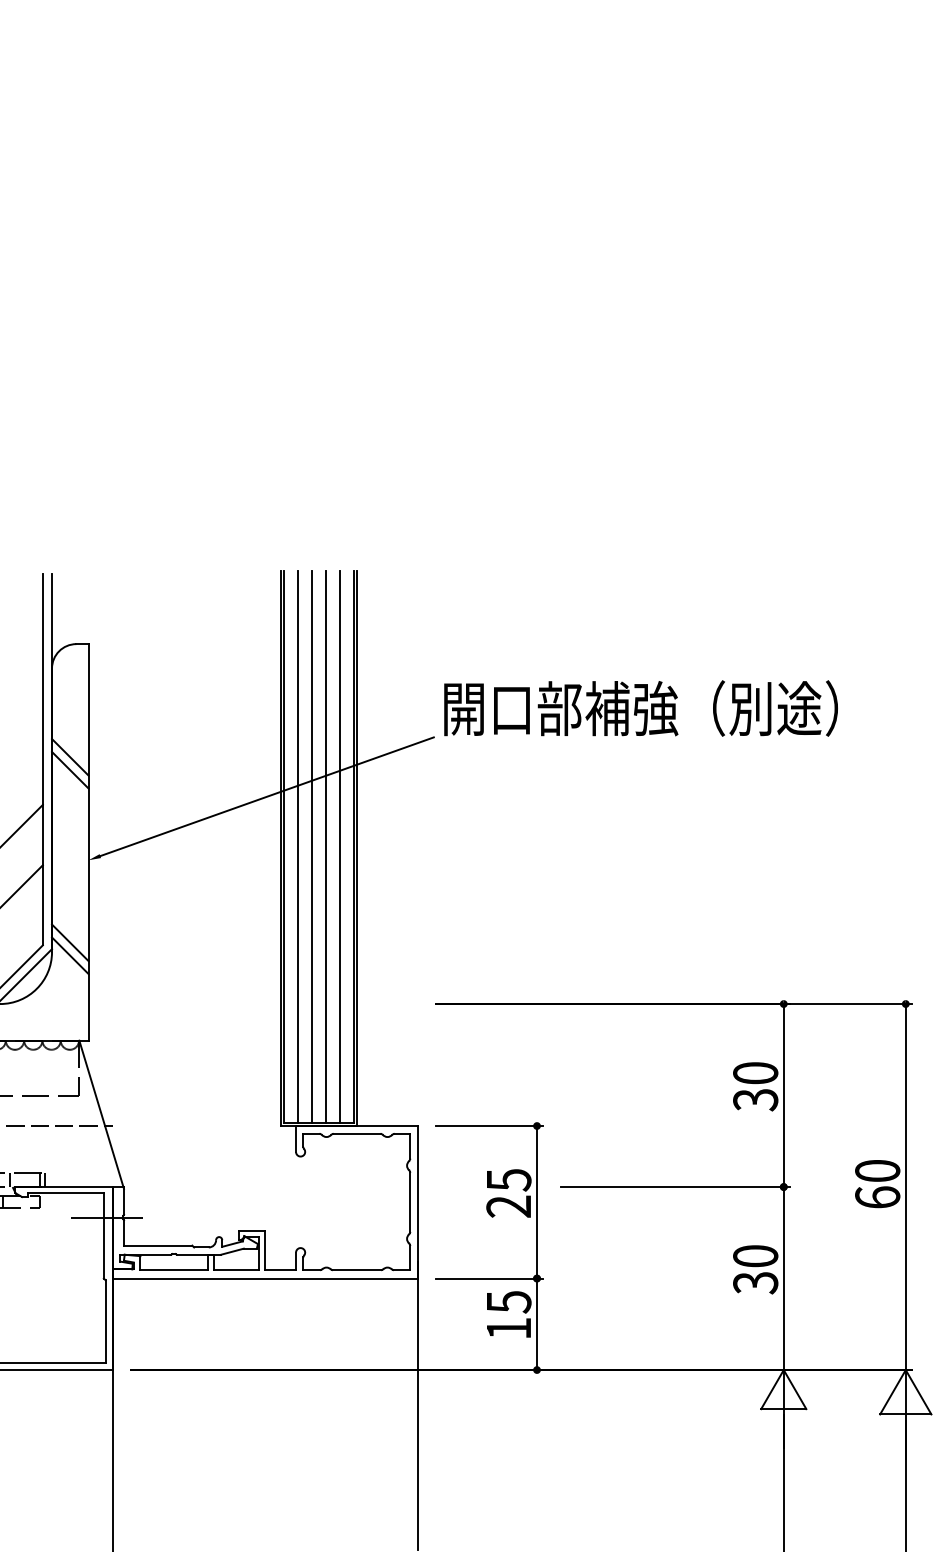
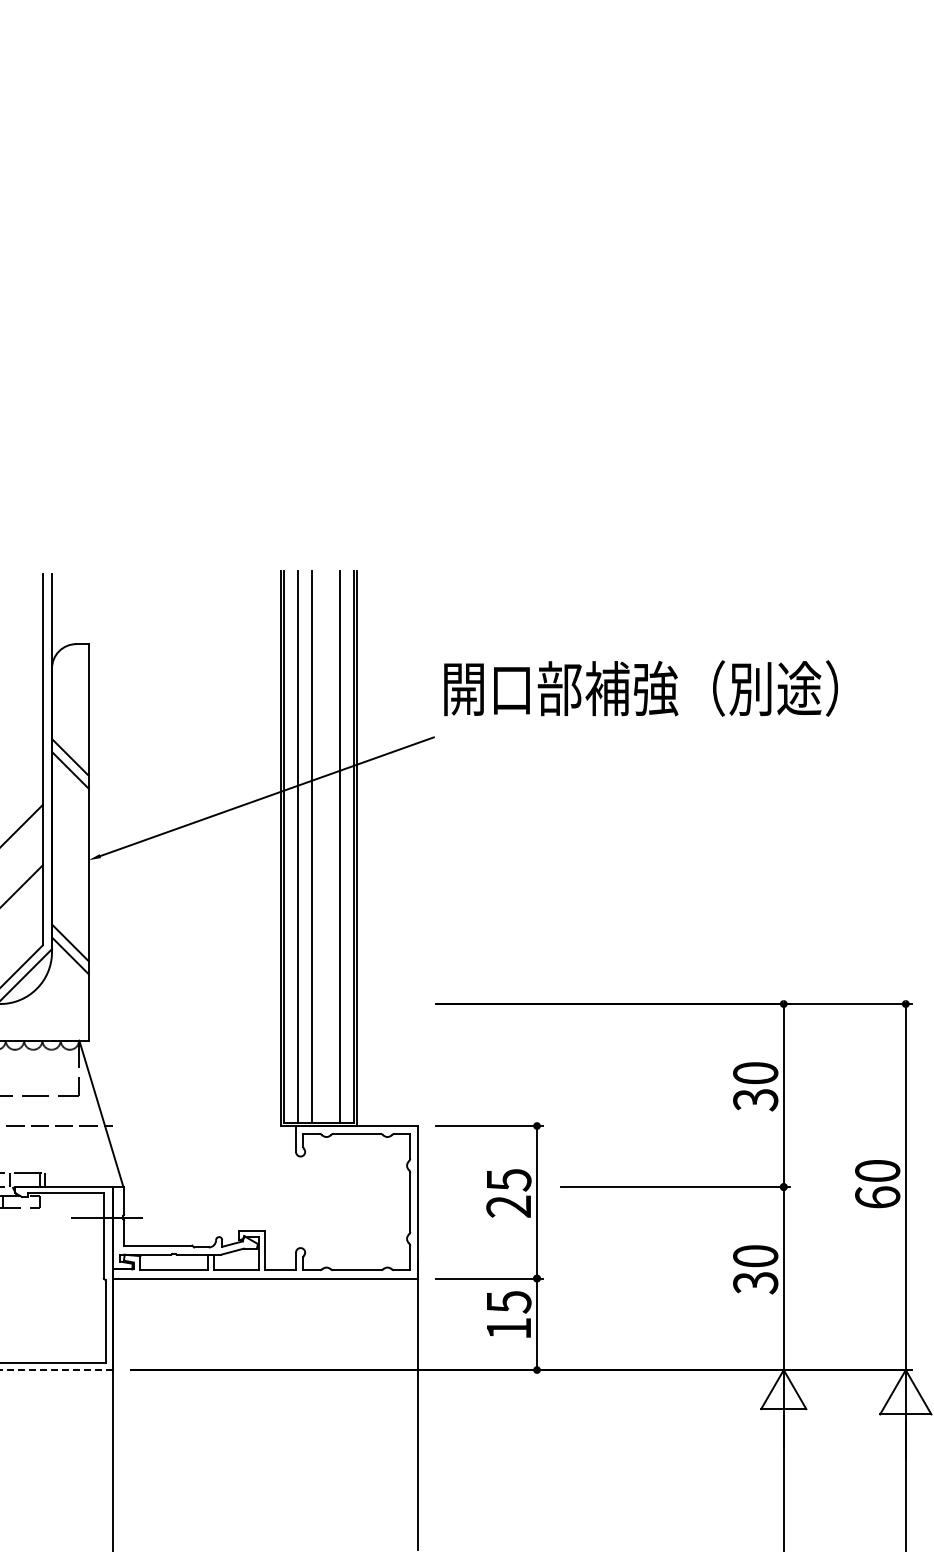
text position: (640, 708) -> (640, 688) (640, 688)
line: present -> none (325, 846)
line: solid -> dashed (56, 1370)
